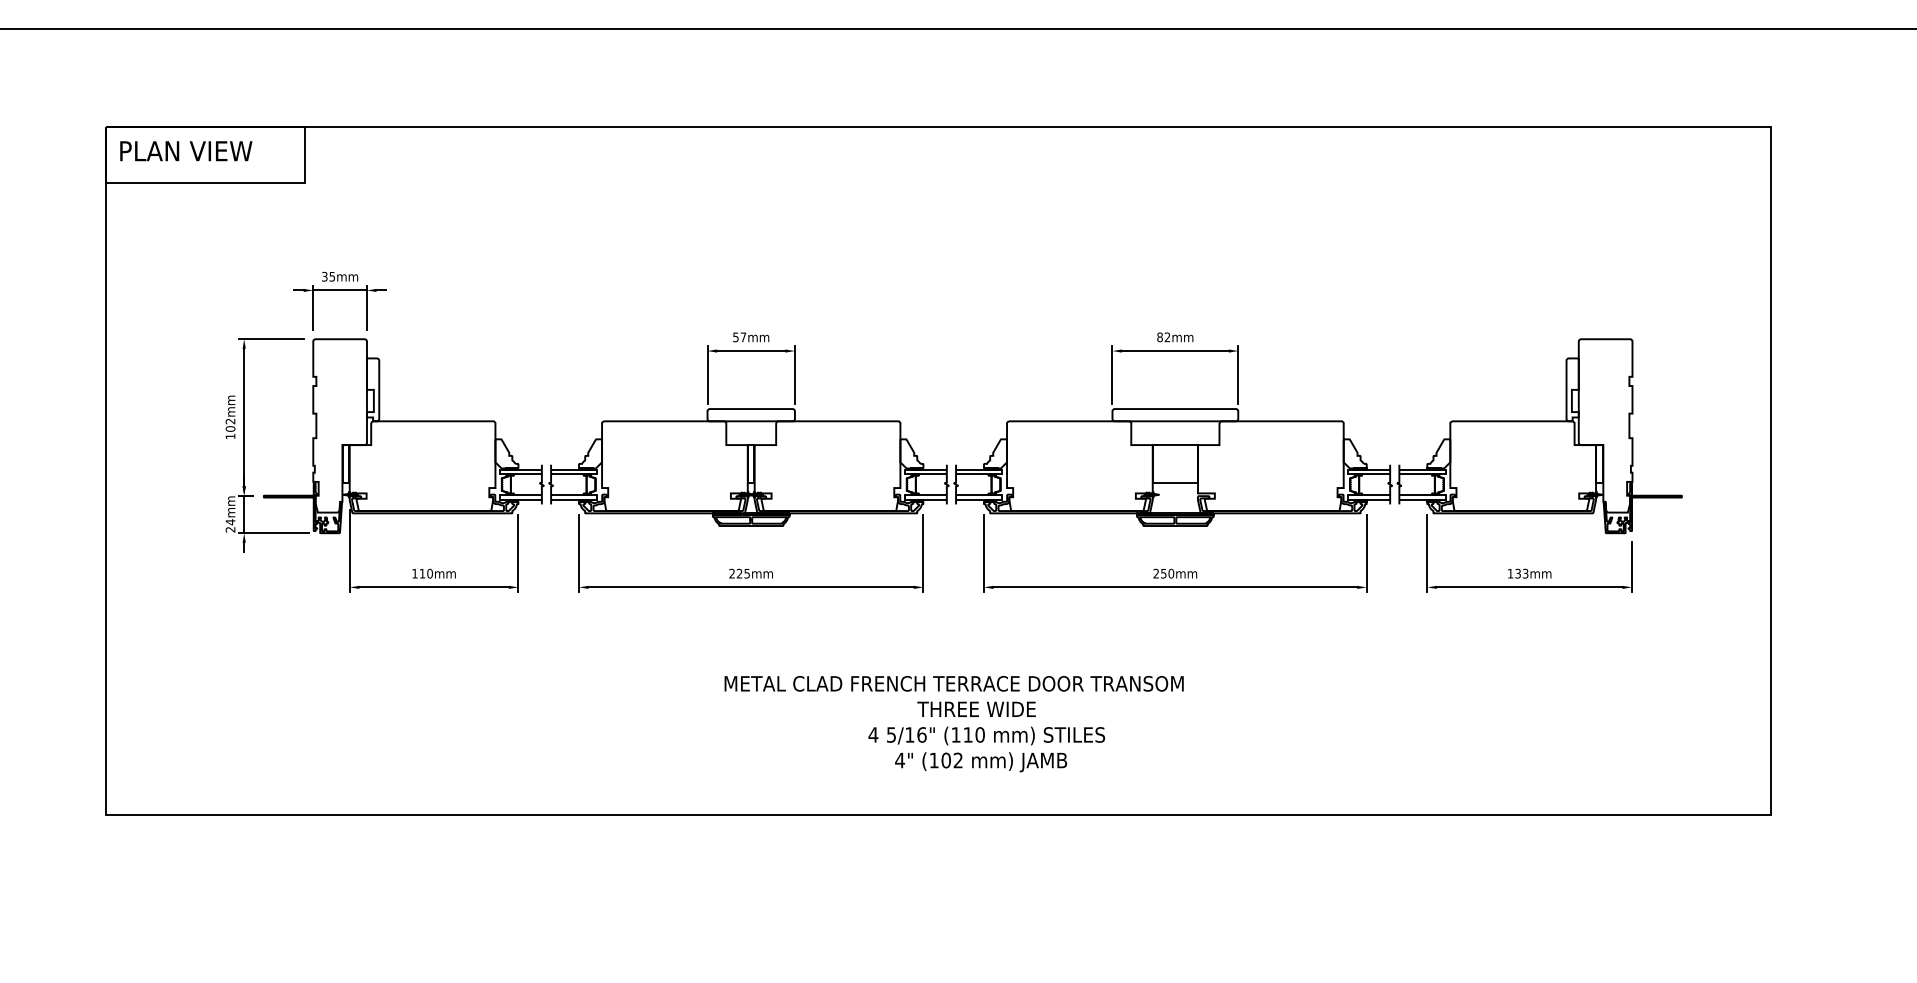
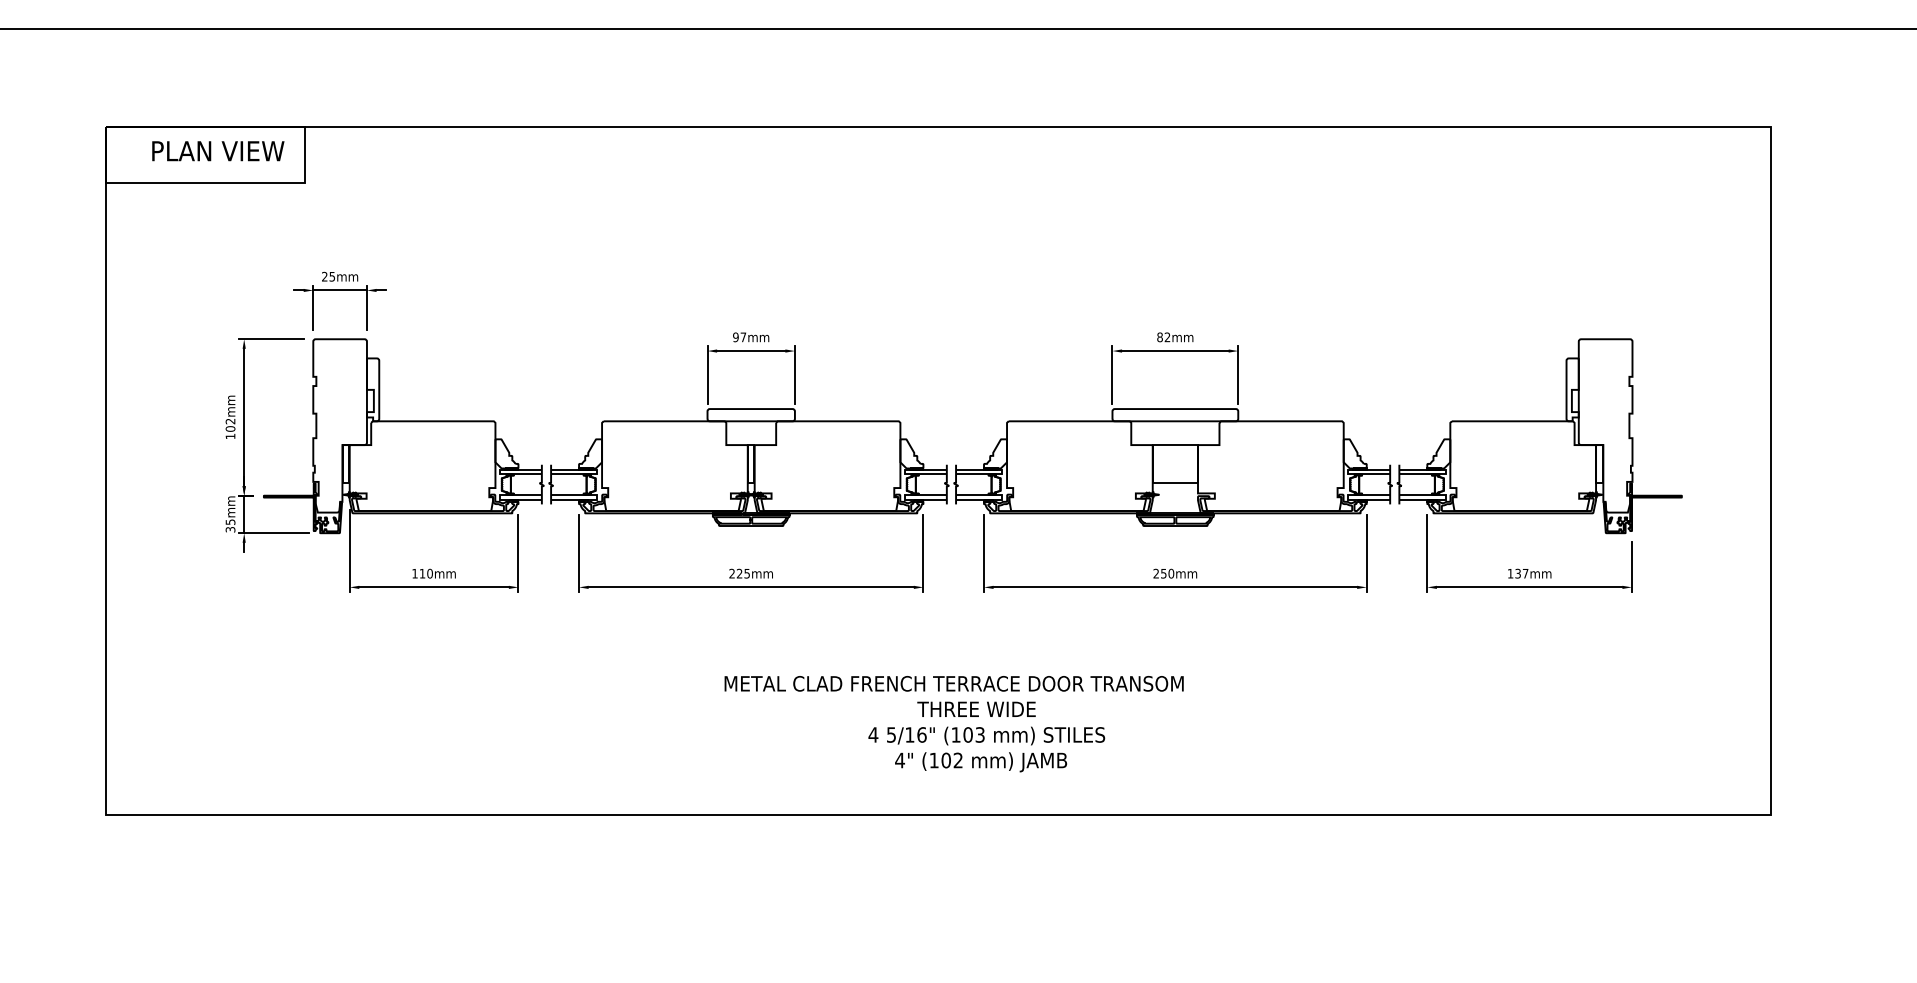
text position: (186, 151) -> (218, 151) (218, 151)
text: 35mm -> 25mm (324, 276)
text: 57mm -> 97mm (735, 336)
text: 24mm -> 35mm (230, 525)
text: 133mm -> 137mm (1525, 573)
text: (110 -> (103 (973, 734)
